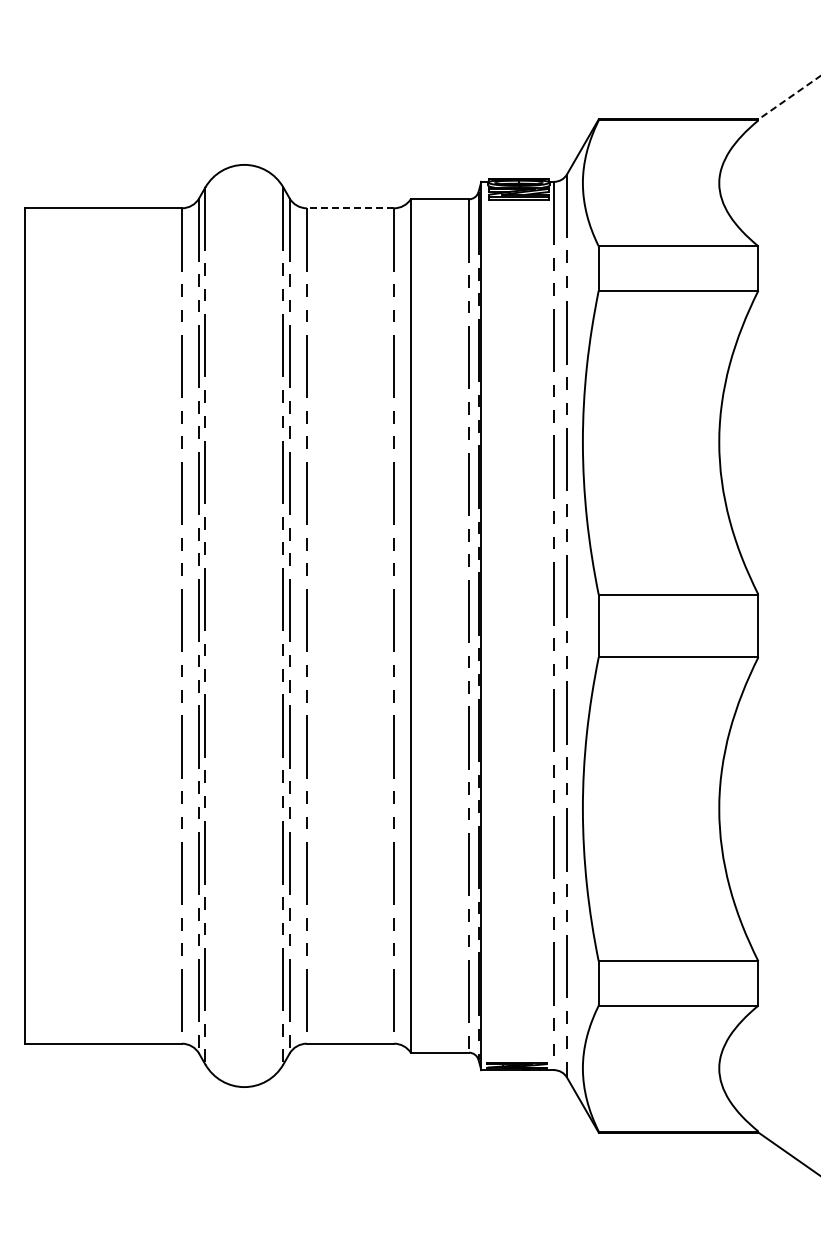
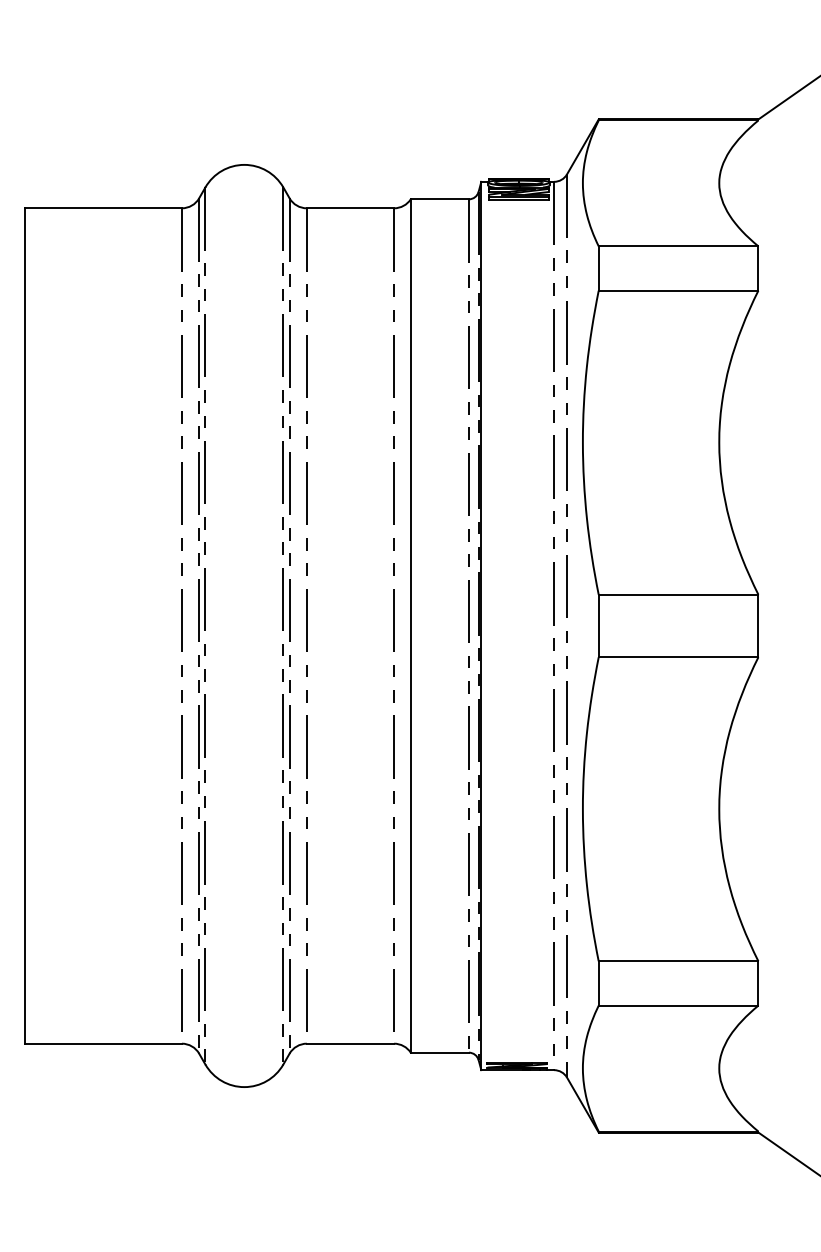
line: dashed -> solid (789, 97)
line: dashed -> solid (350, 208)
